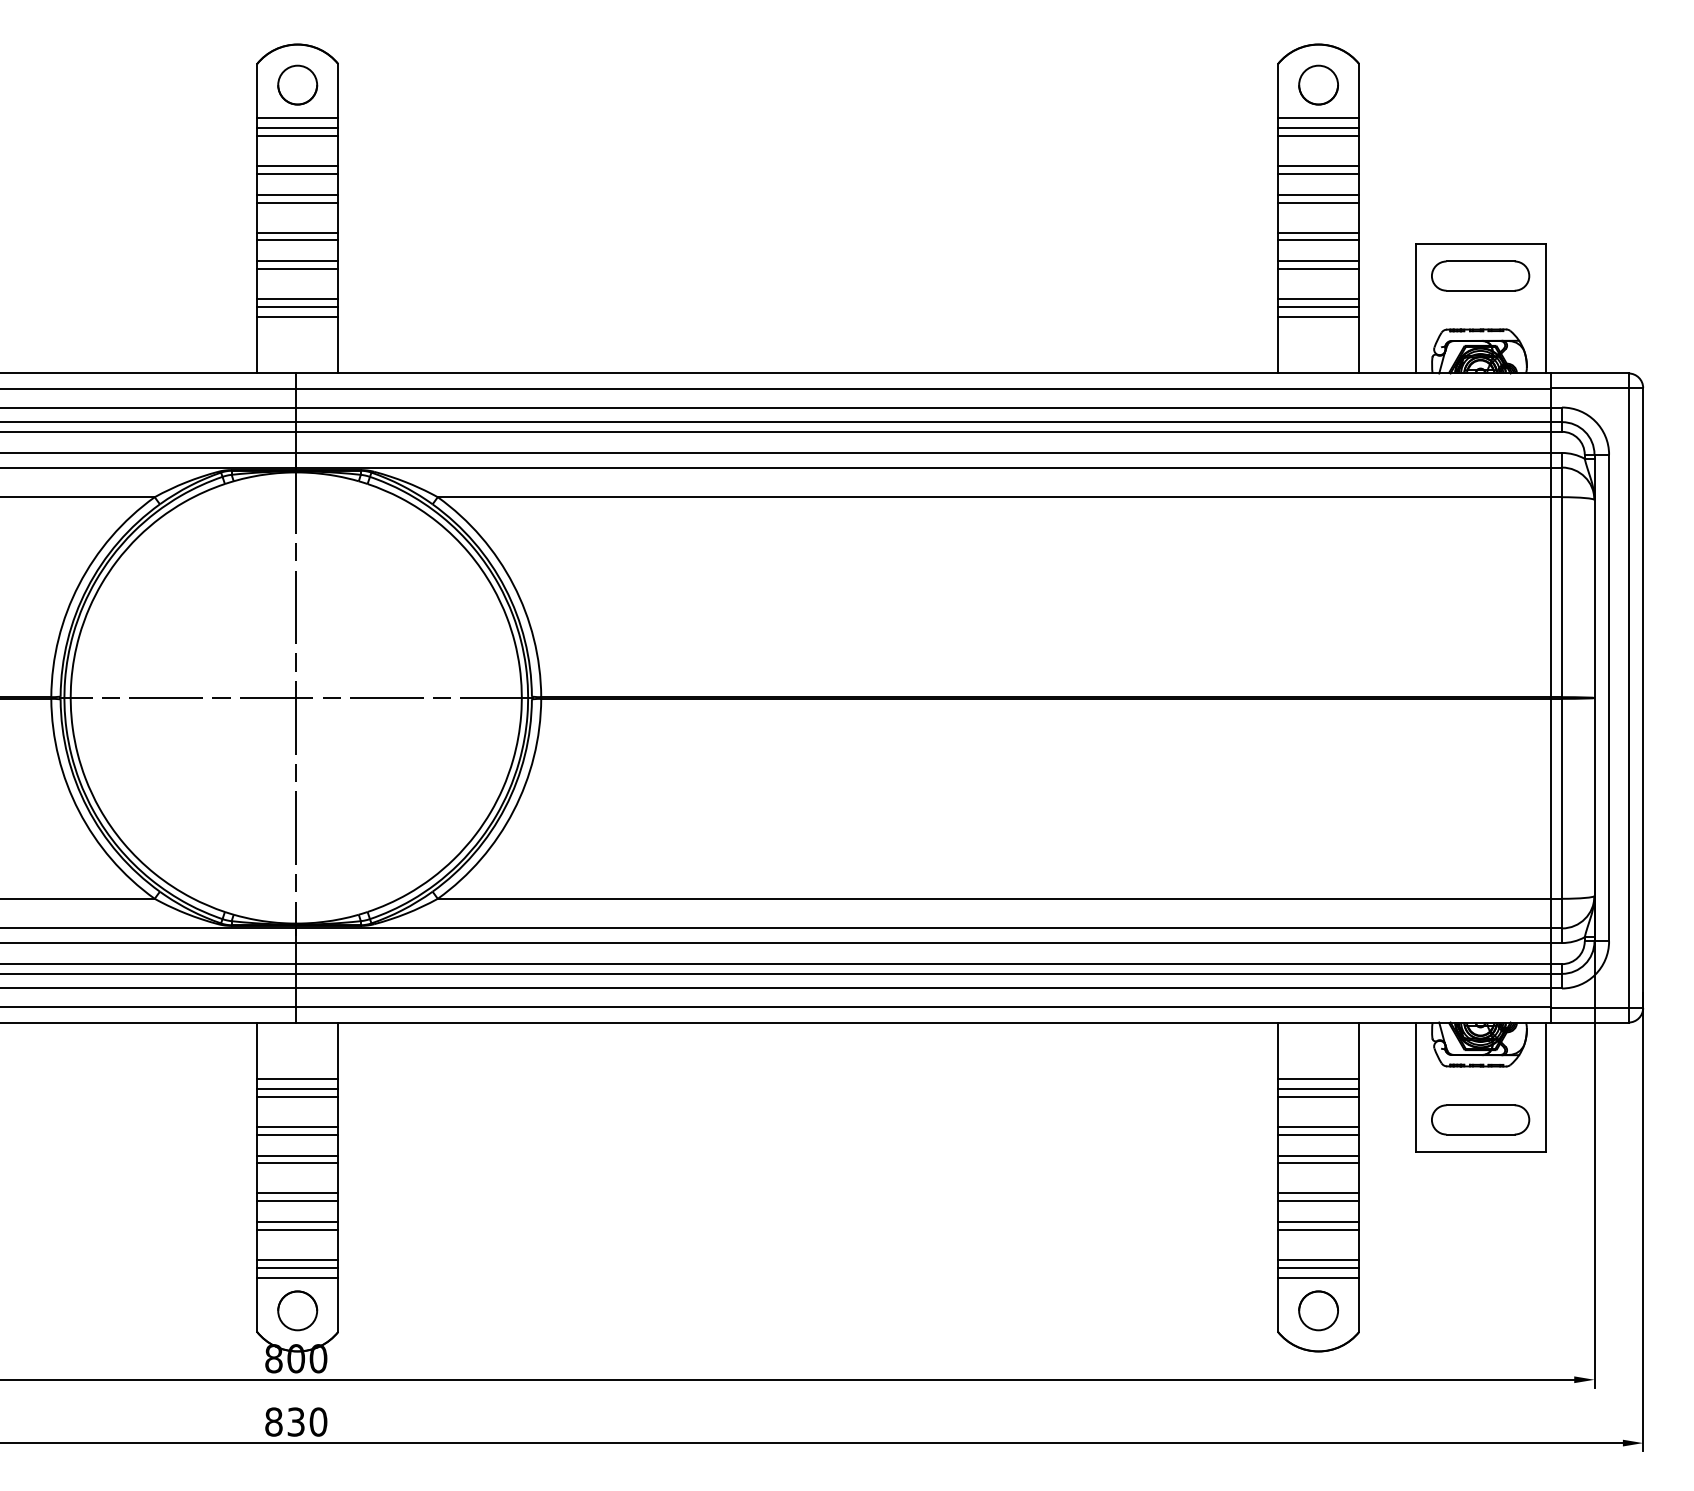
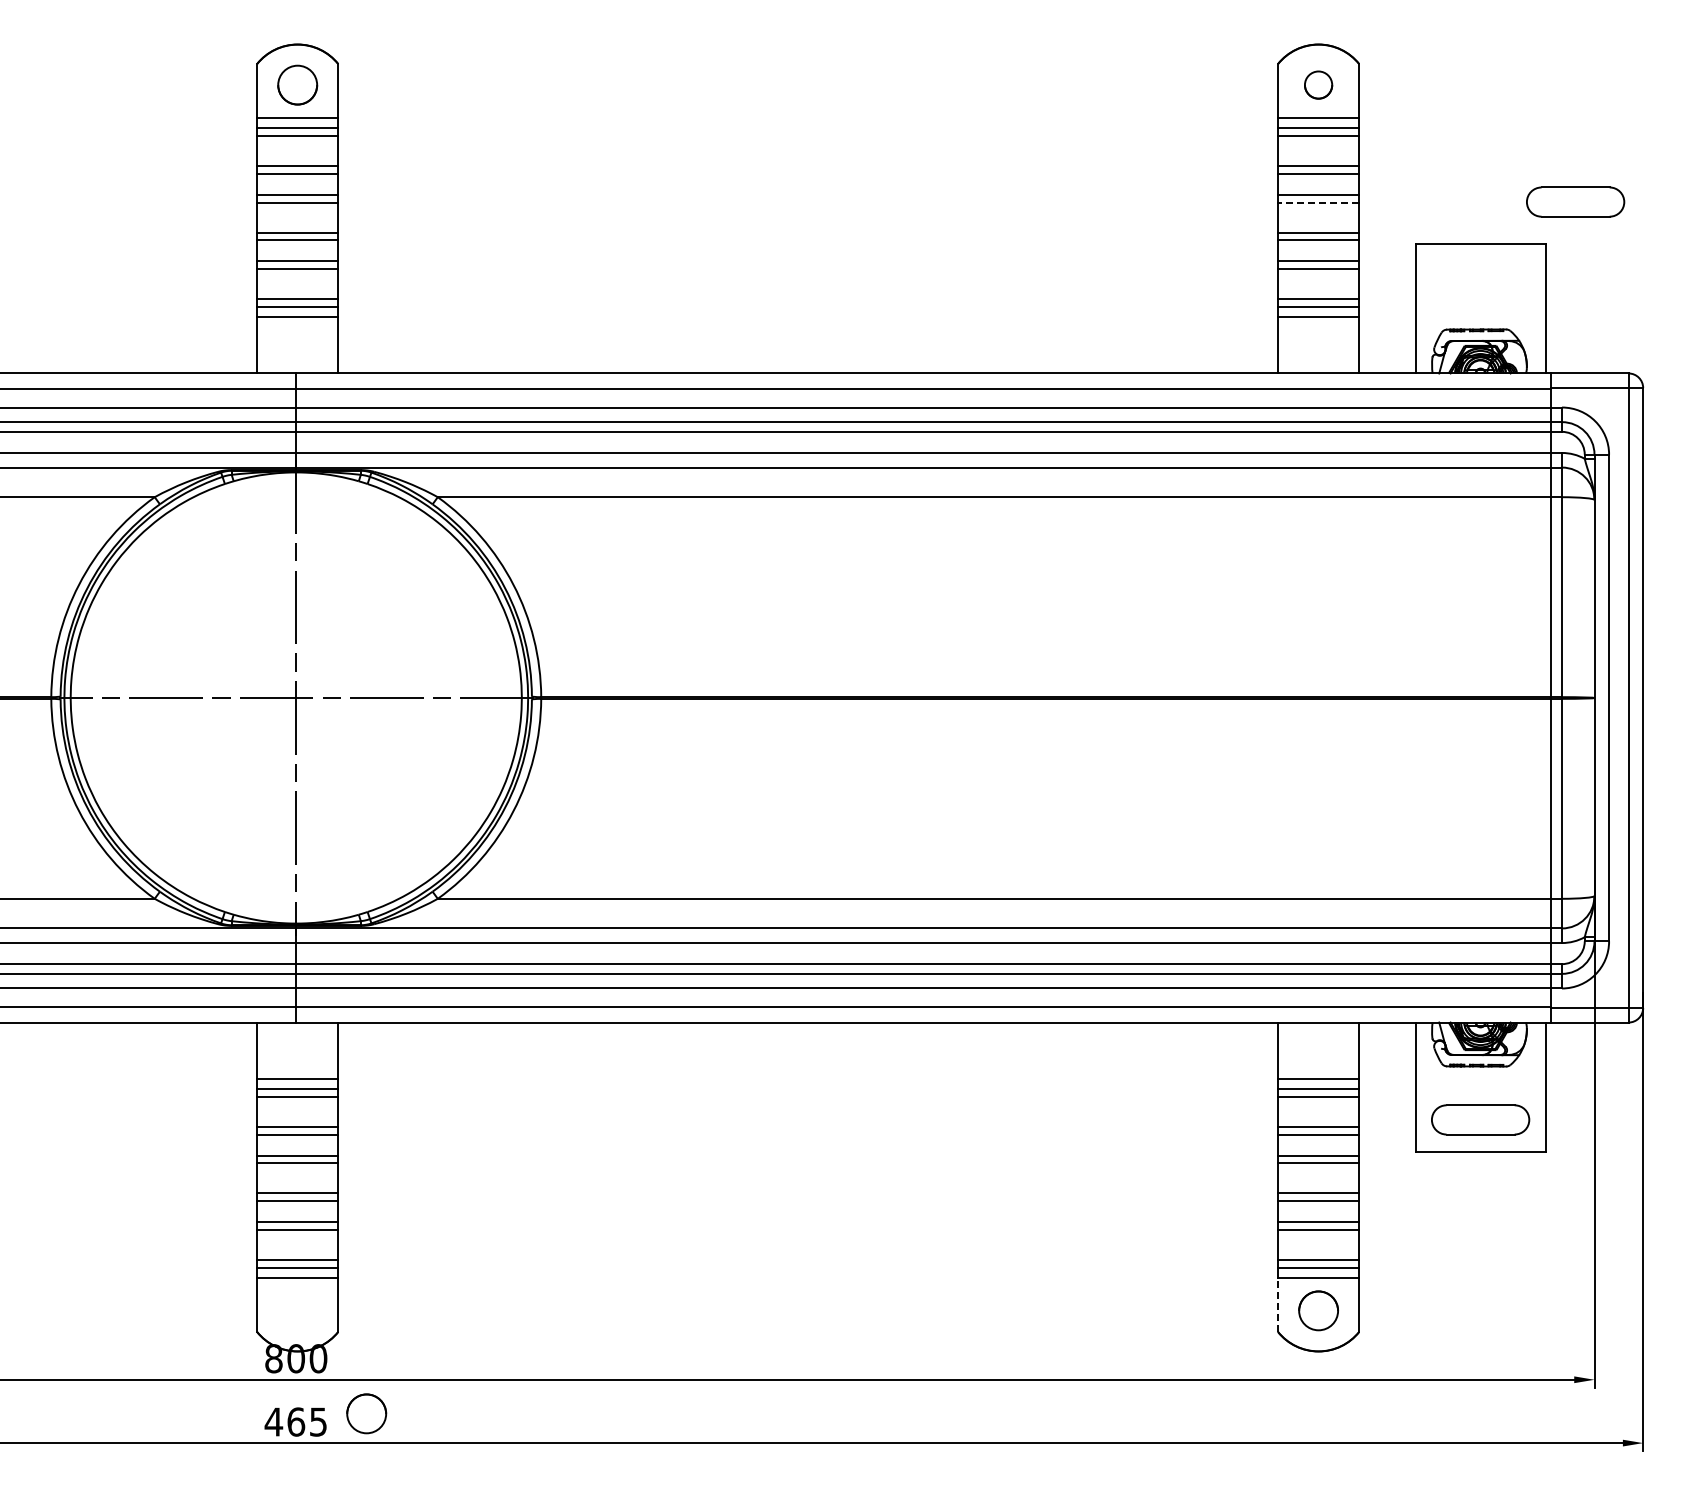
part size: 41x42 px -> 30x30 px (1318, 84)
line: solid -> dashed (1318, 202)
part position: (1480, 275) -> (1575, 201) (1575, 201)
line: solid -> dashed (1278, 1305)
part position: (297, 1310) -> (366, 1413) (366, 1413)
text: 830 -> 465 (295, 1421)
